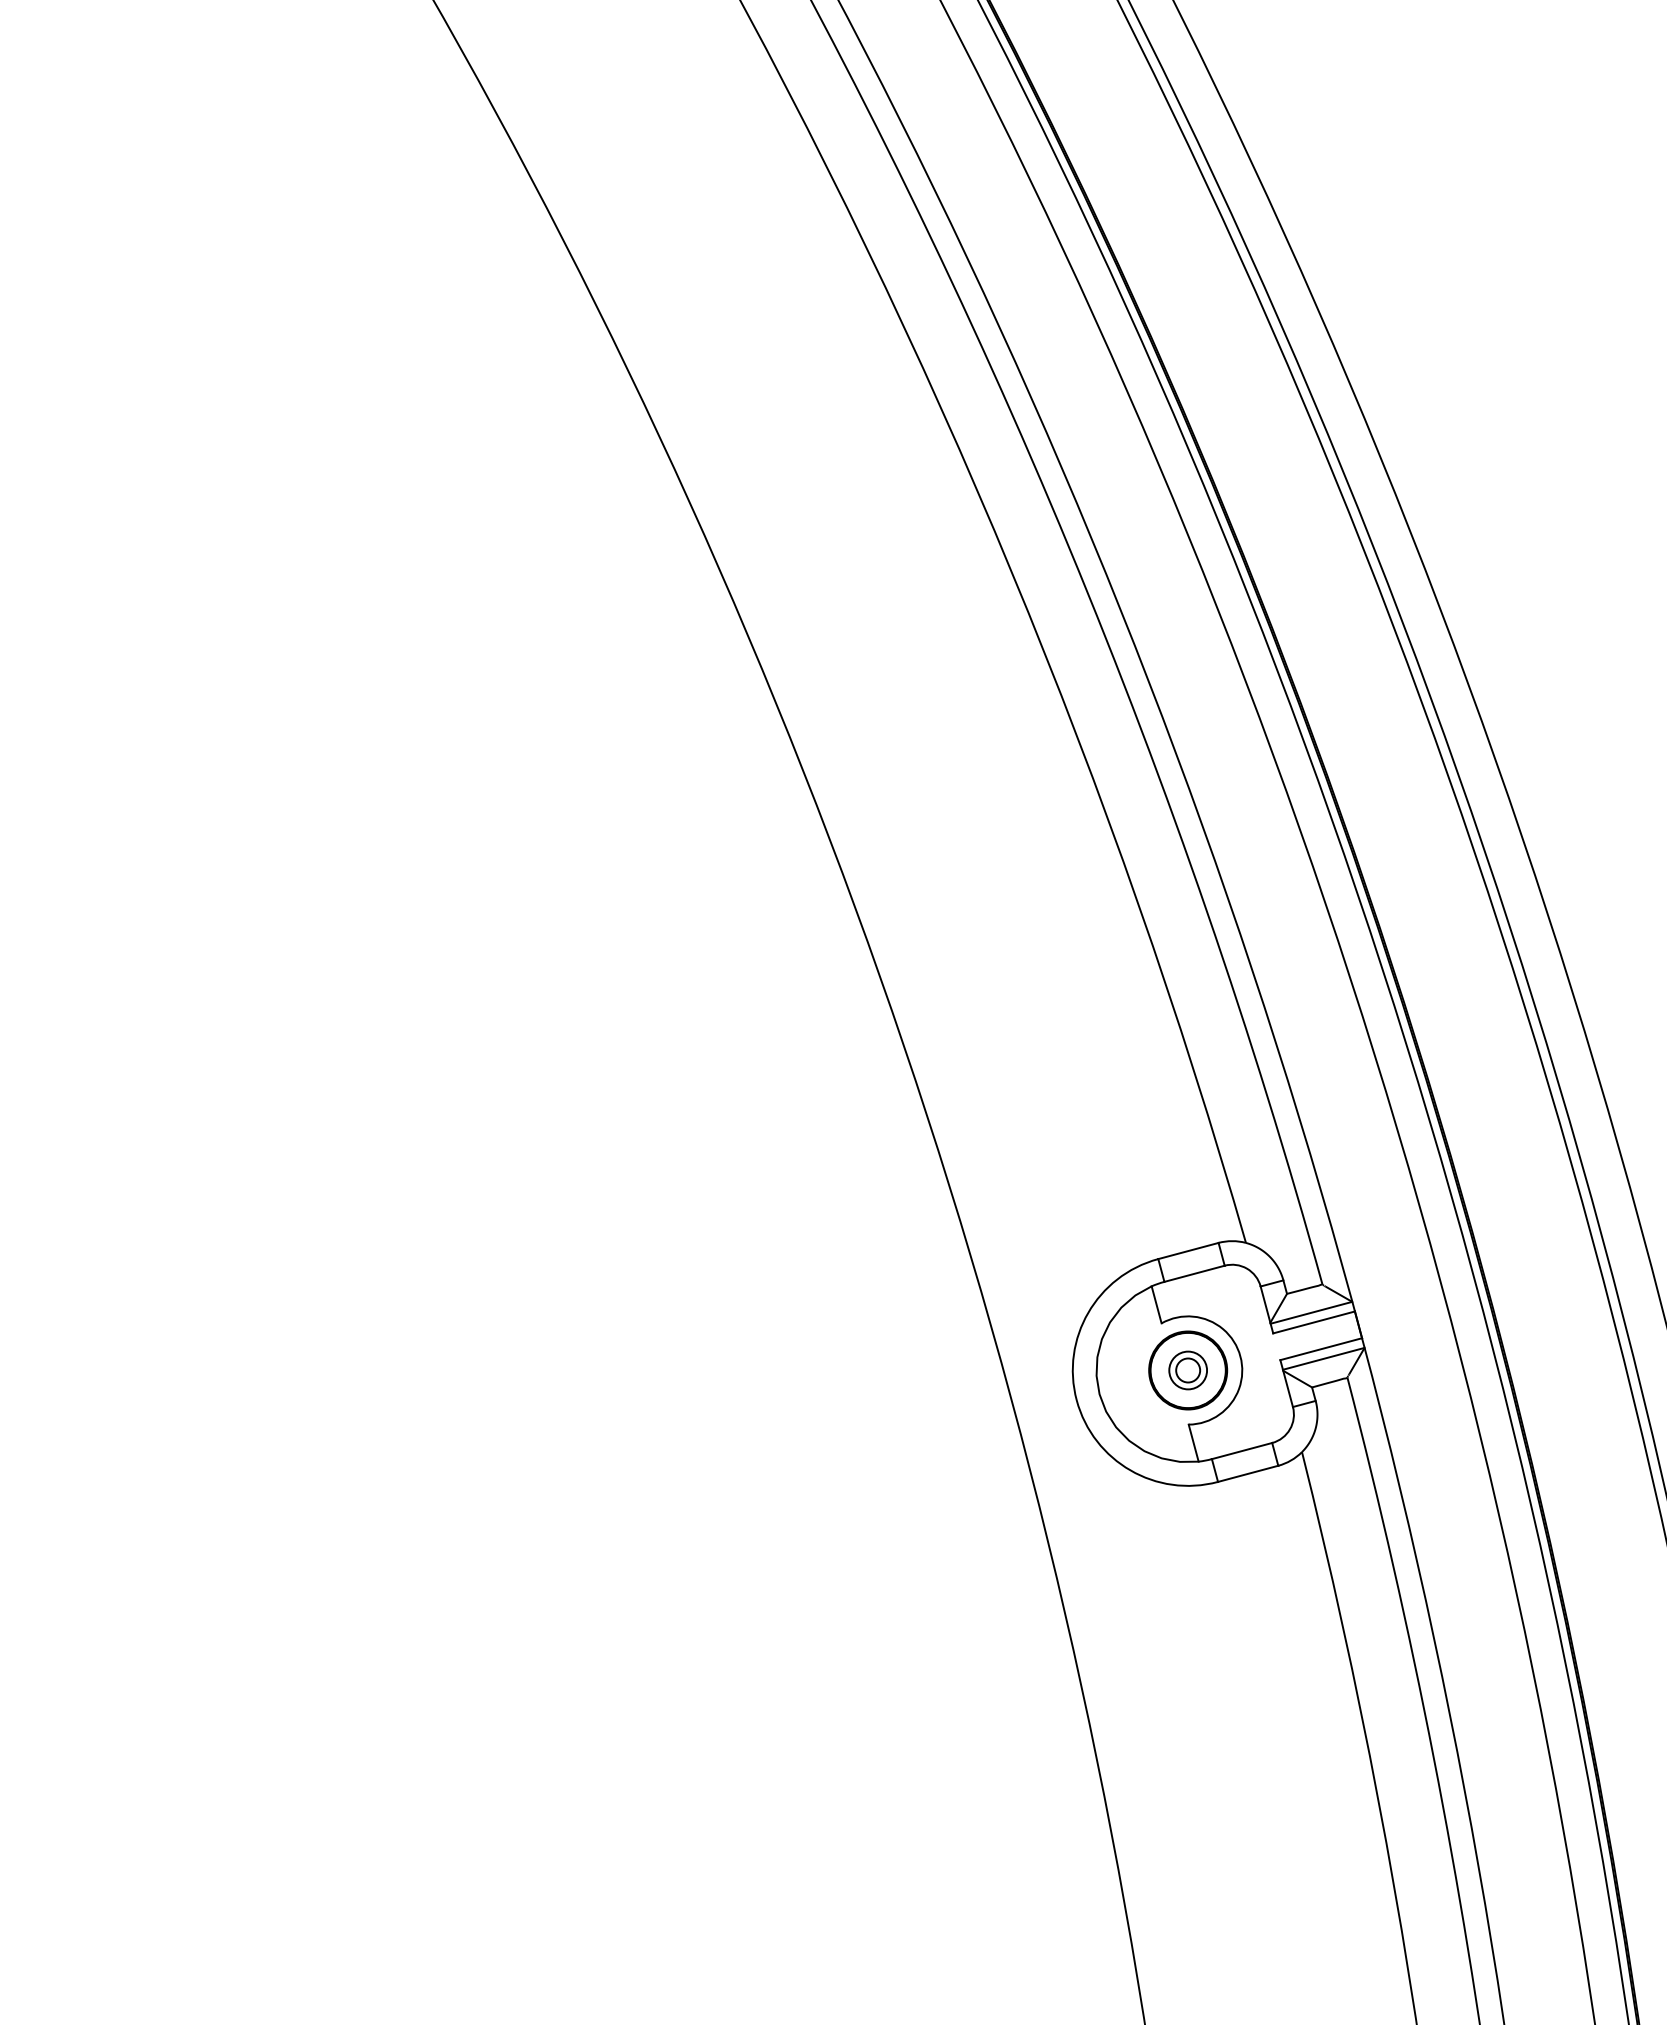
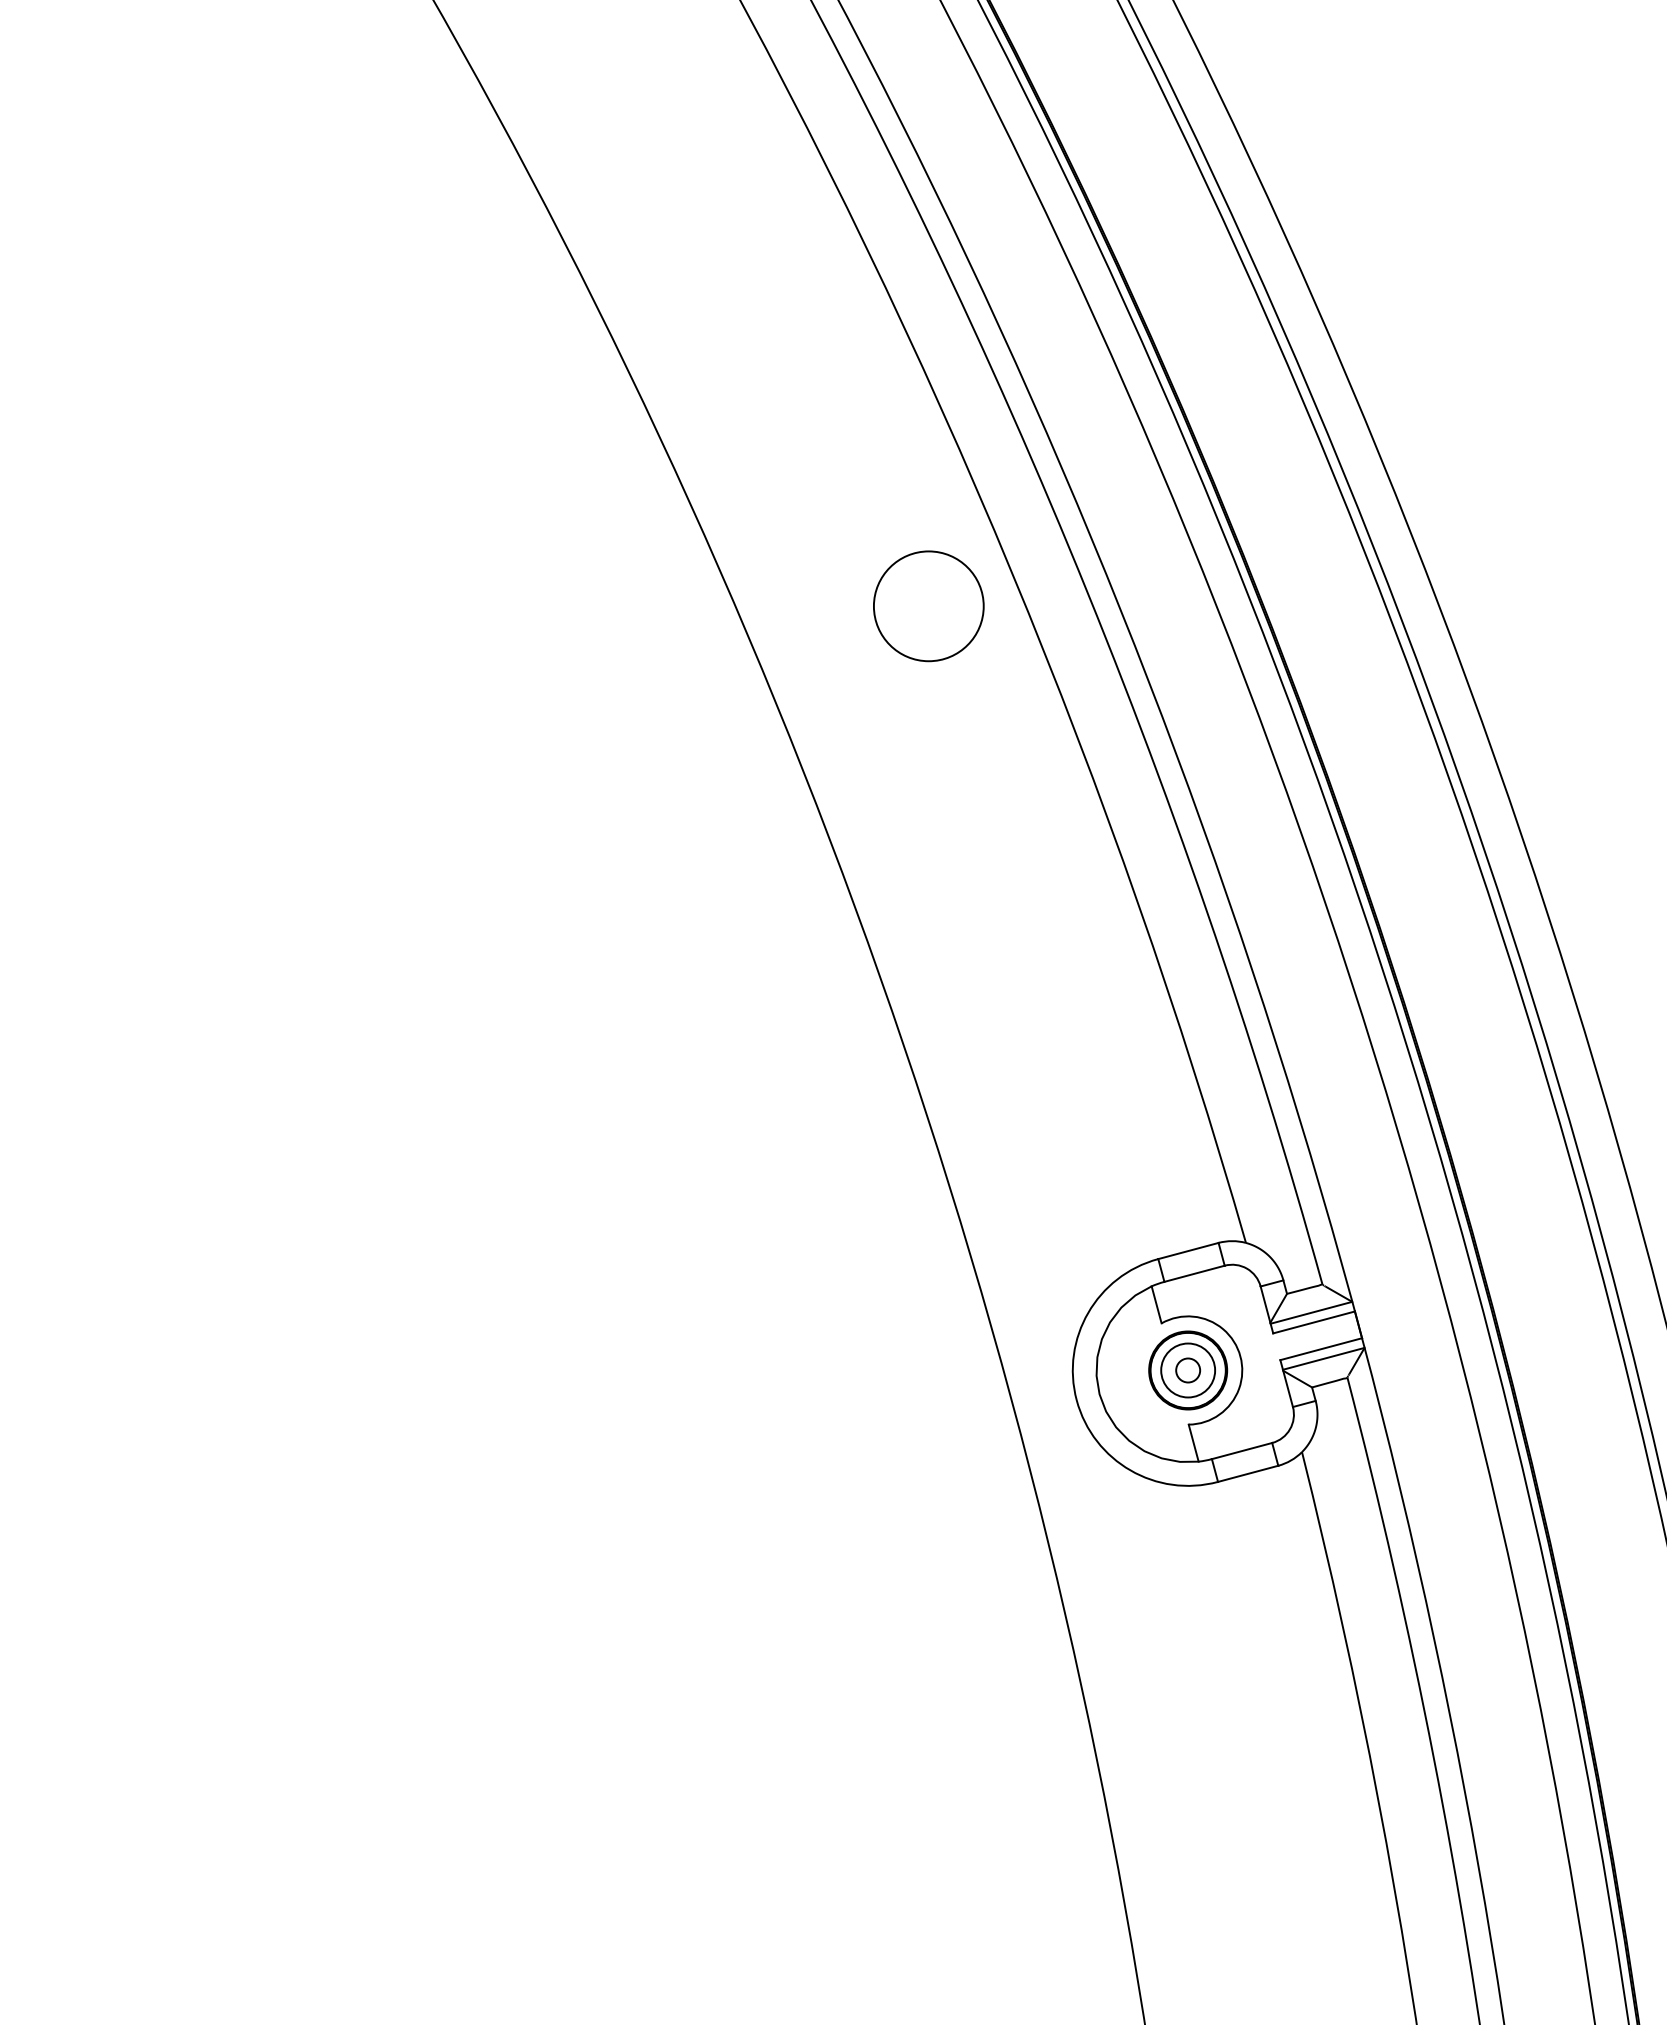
circle: none -> present (928, 606)
circle diameter: 38 px -> 54 px (1188, 1370)
